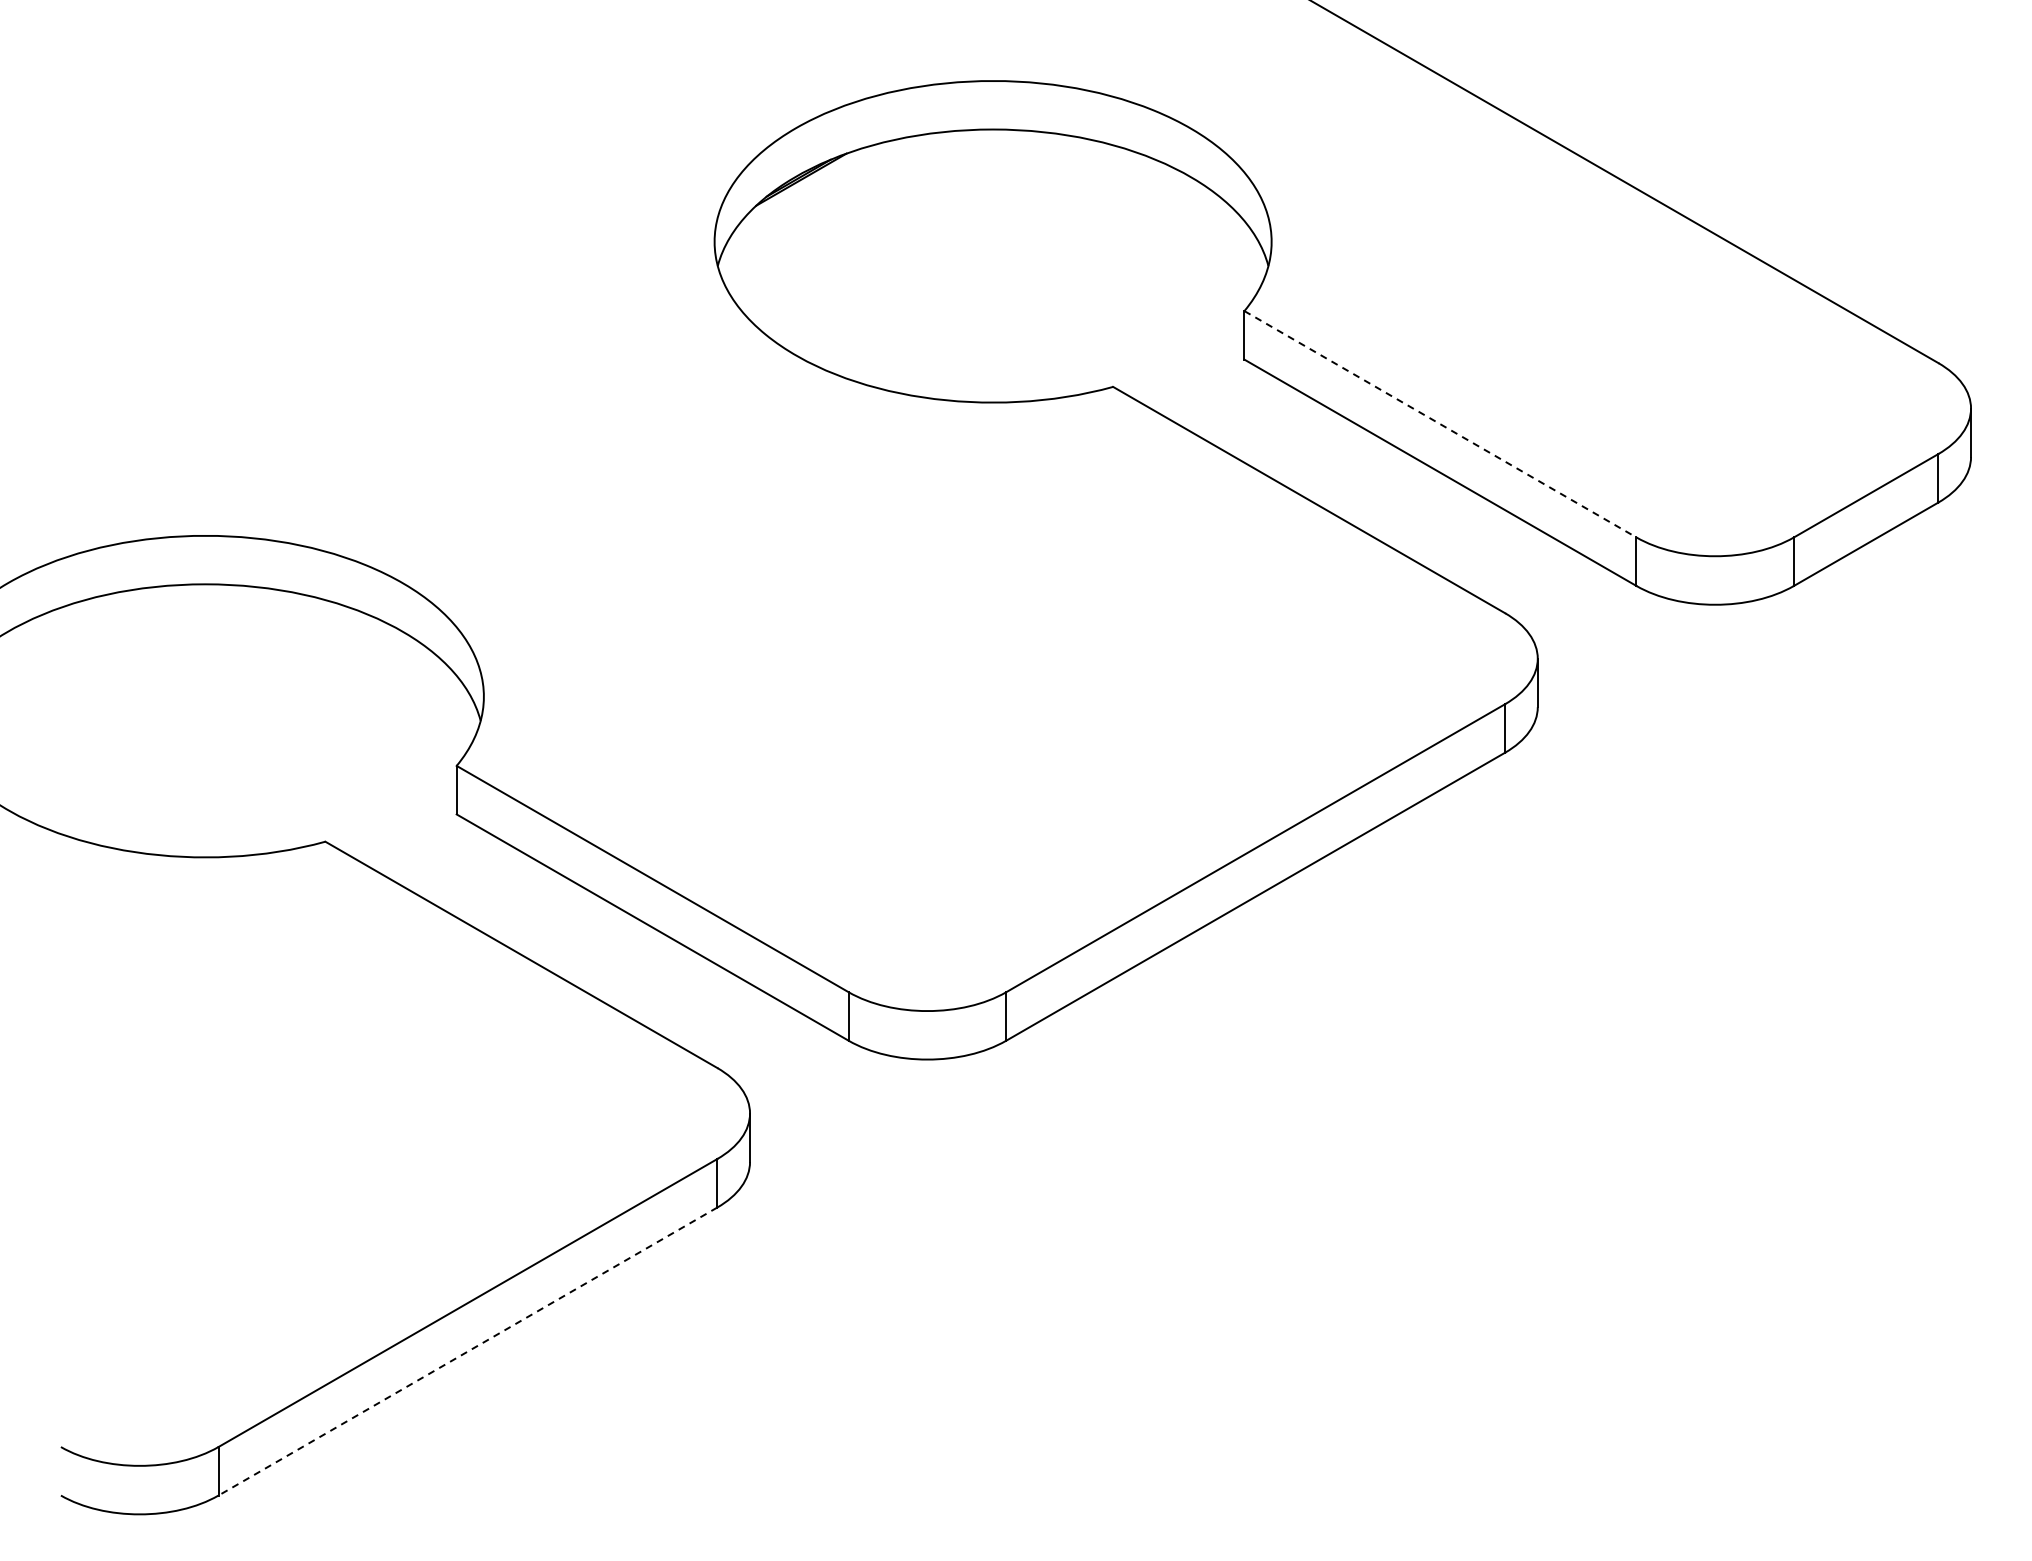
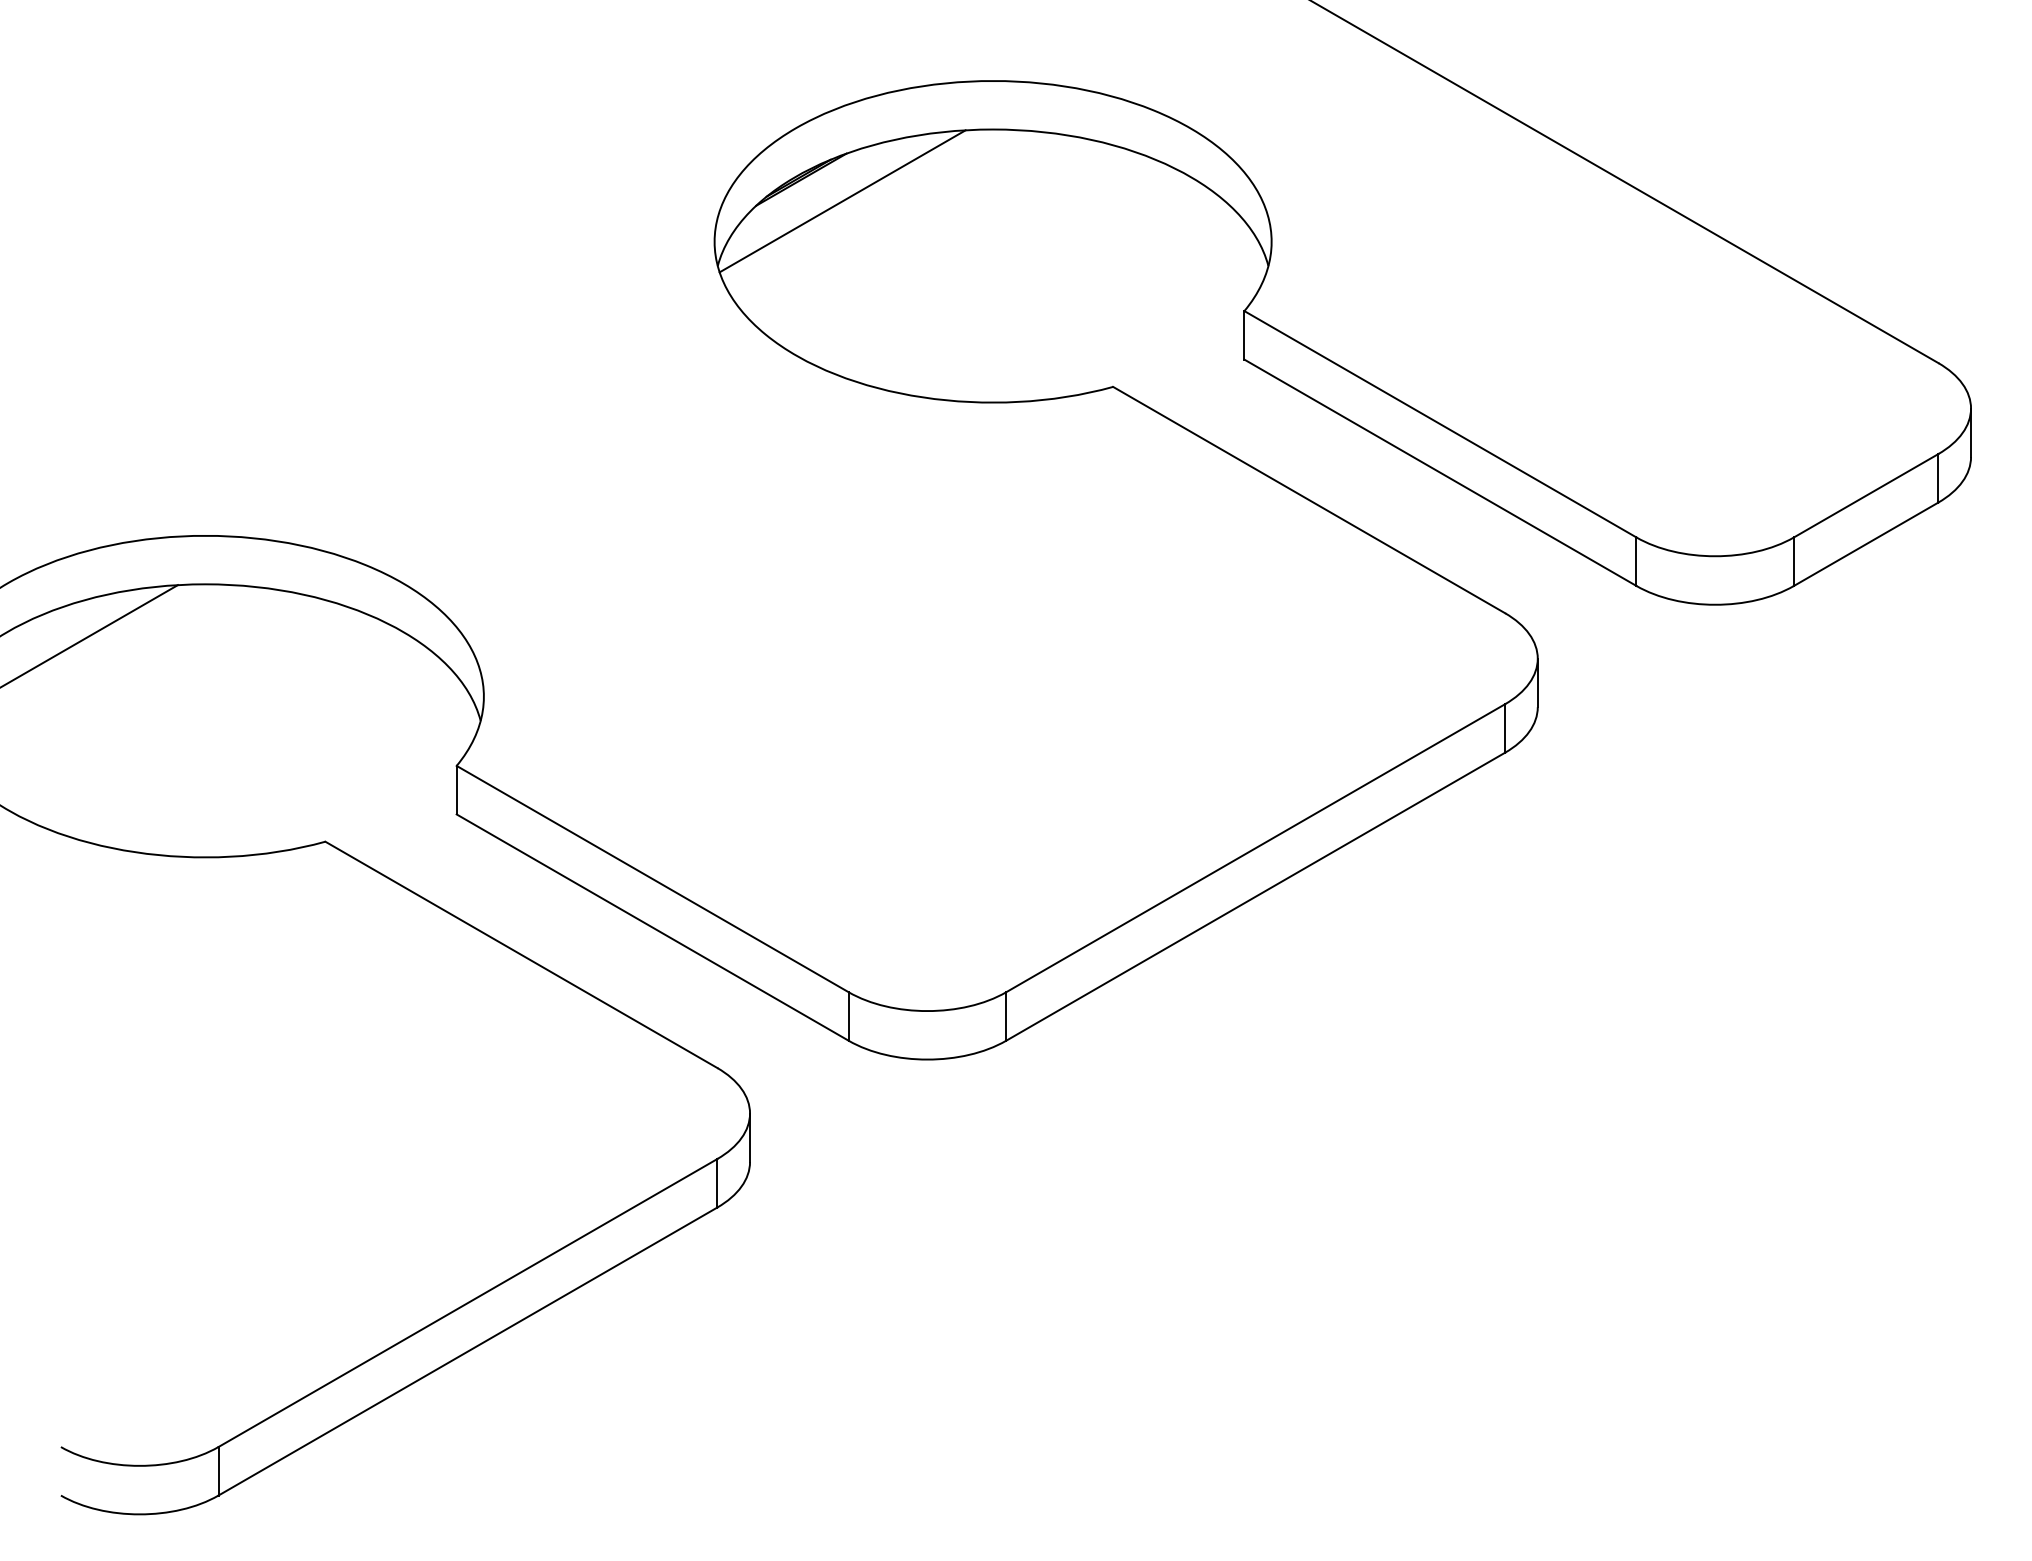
line: none -> present (842, 201)
line: dashed -> solid (1440, 424)
line: none -> present (89, 635)
line: dashed -> solid (467, 1351)
